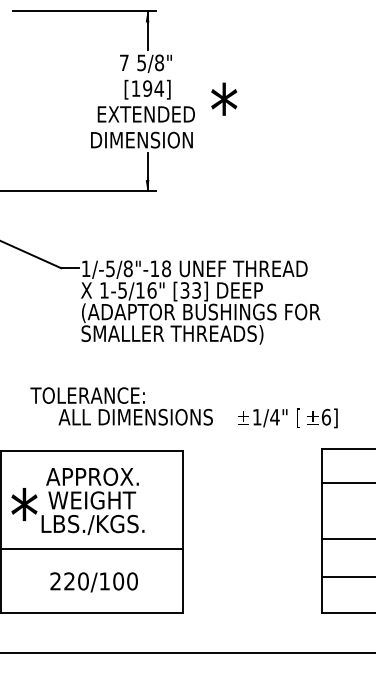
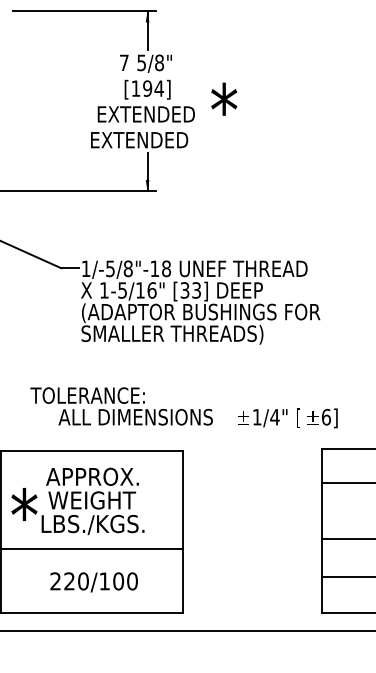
text: DIMENSION -> EXTENDED (142, 139)
line position: (187, 652) -> (187, 630) (187, 630)
